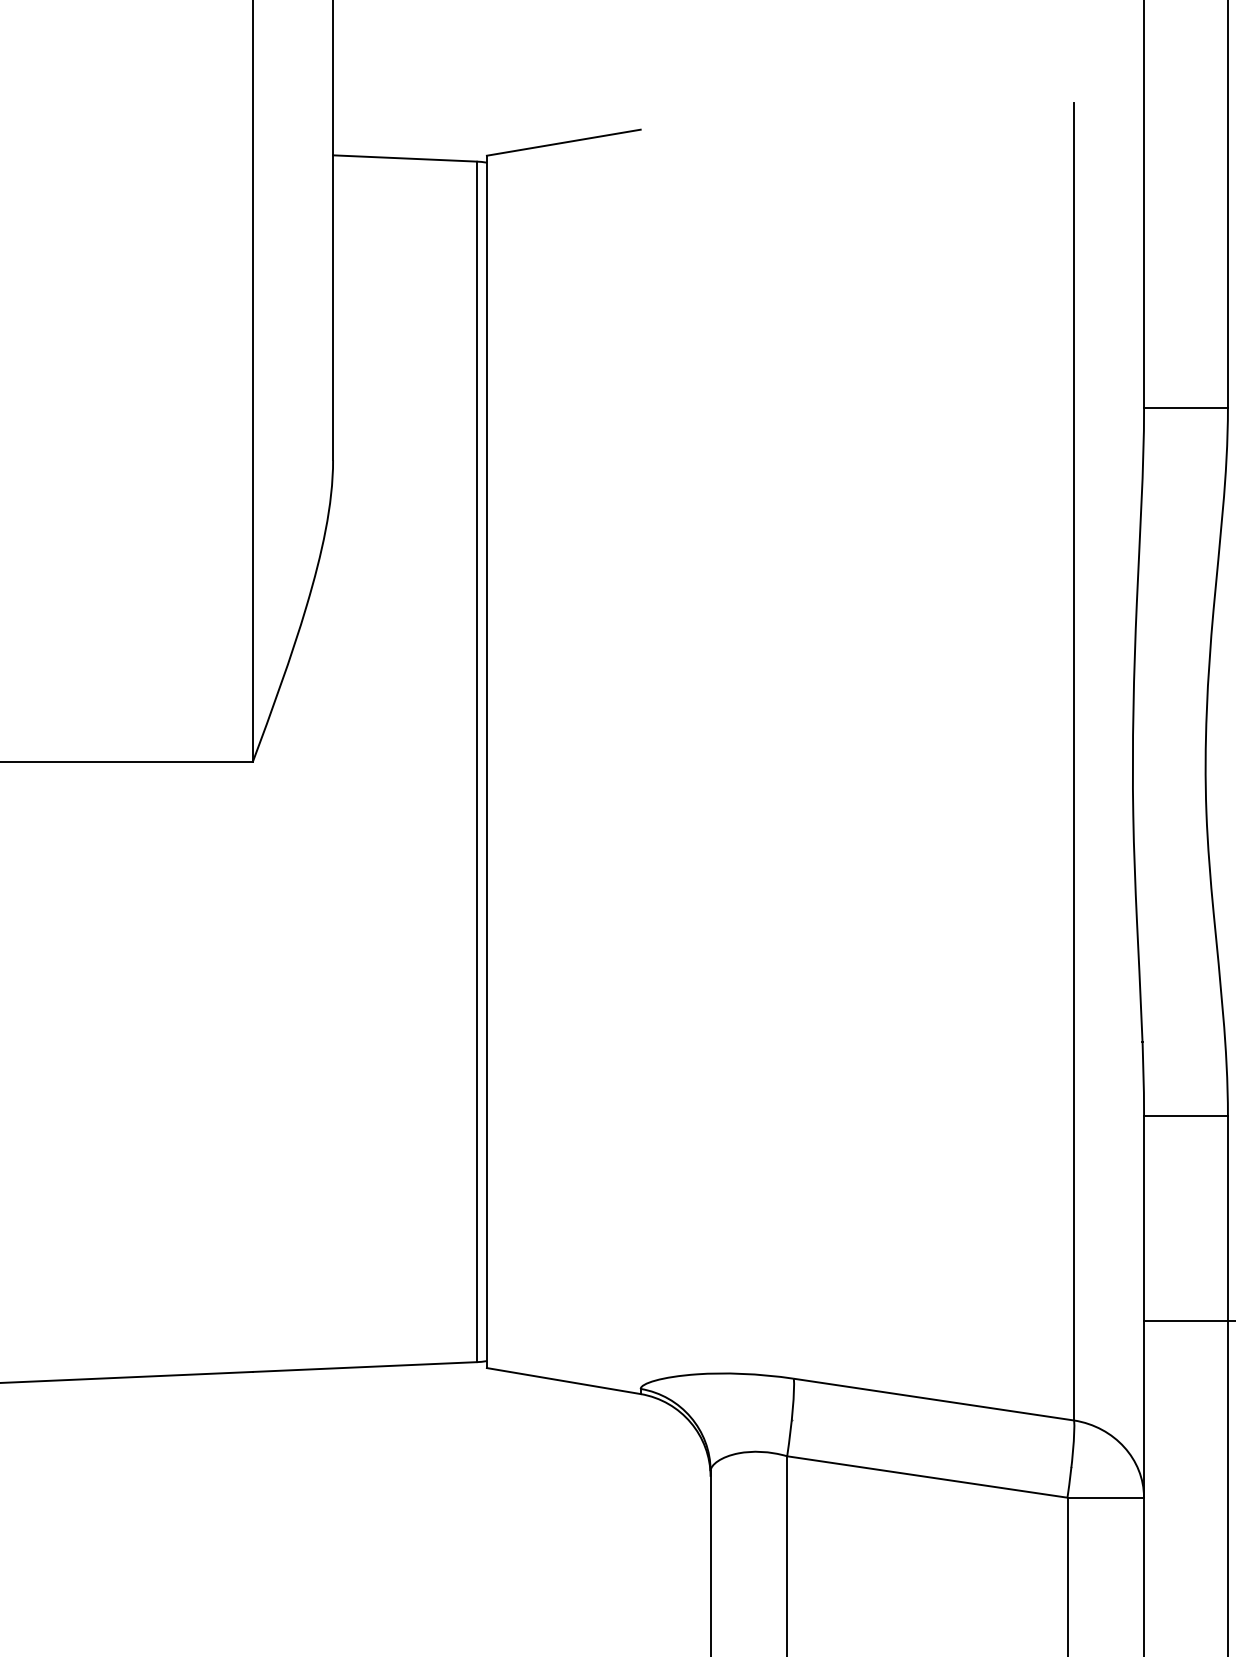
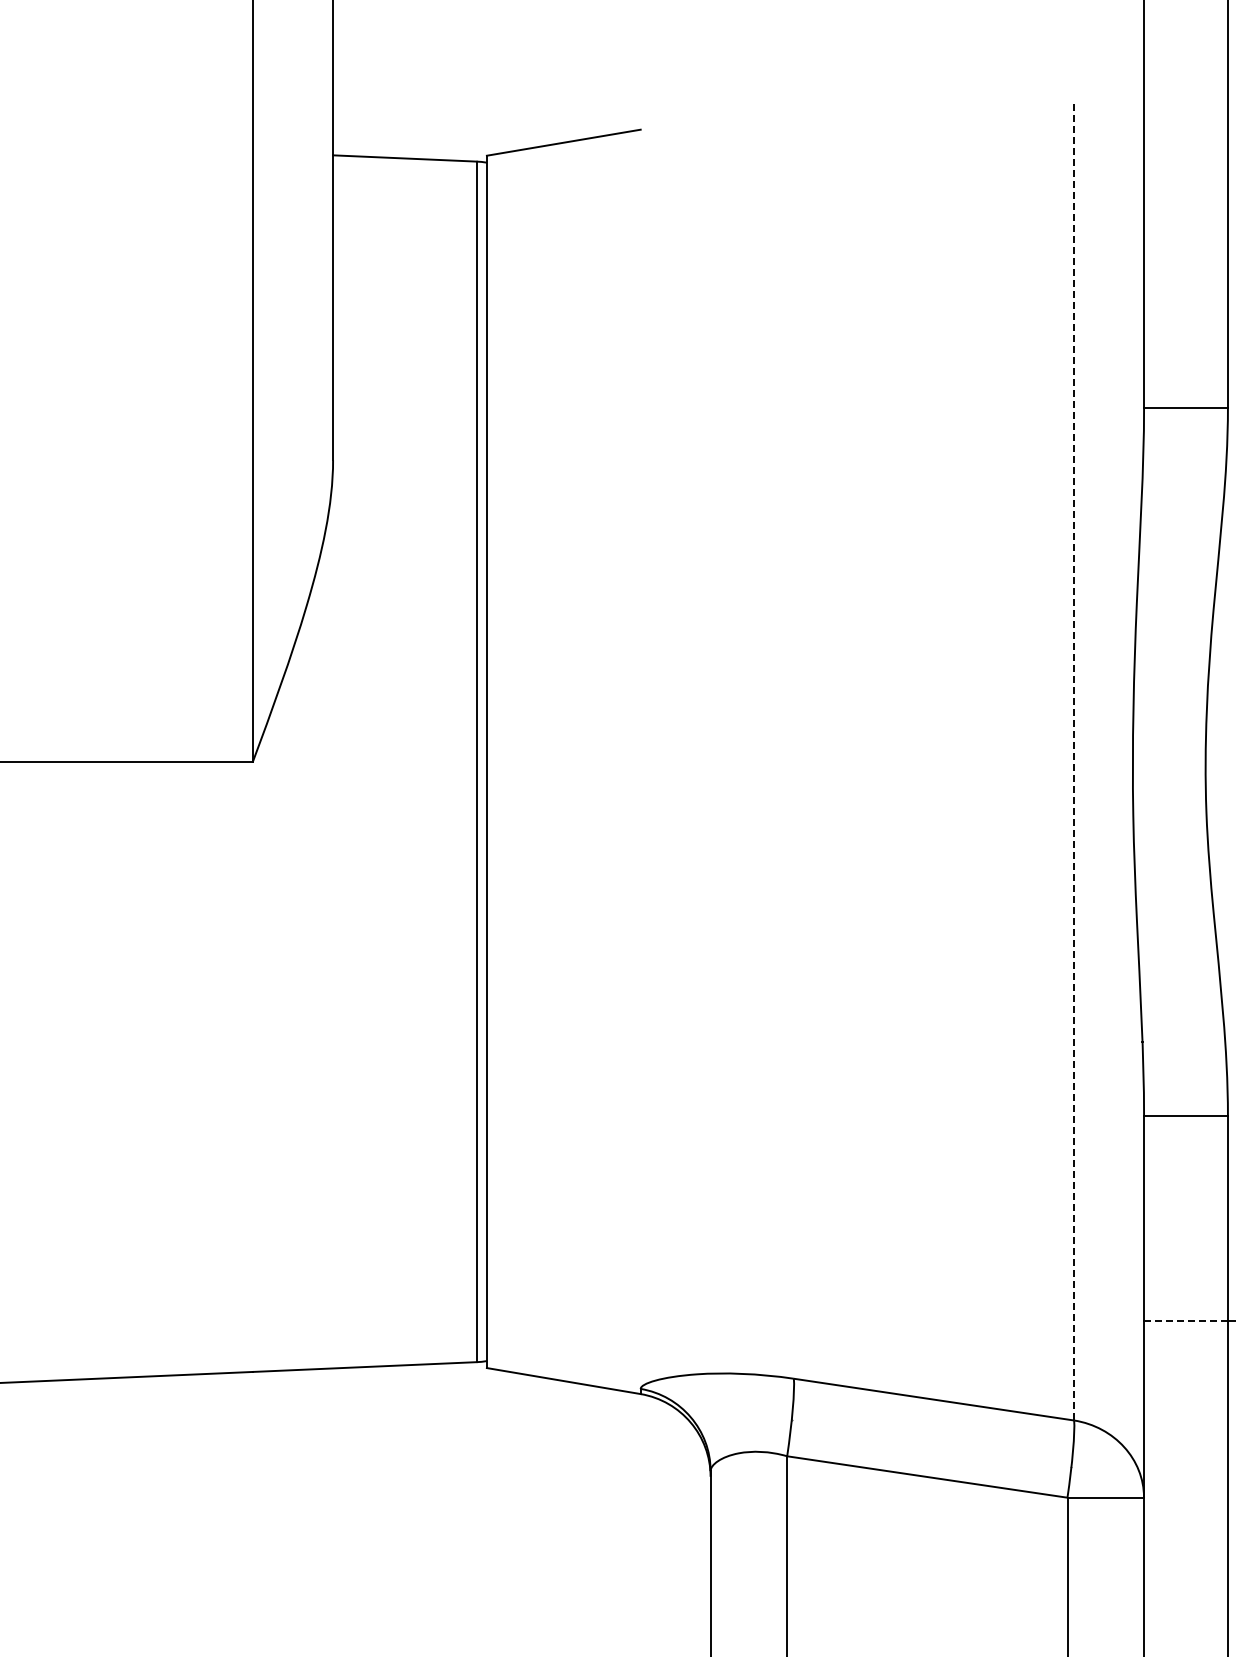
line: solid -> dashed (1074, 761)
line: solid -> dashed (1186, 1321)
